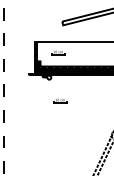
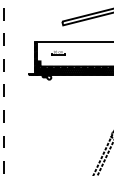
part: present -> none (60, 101)
